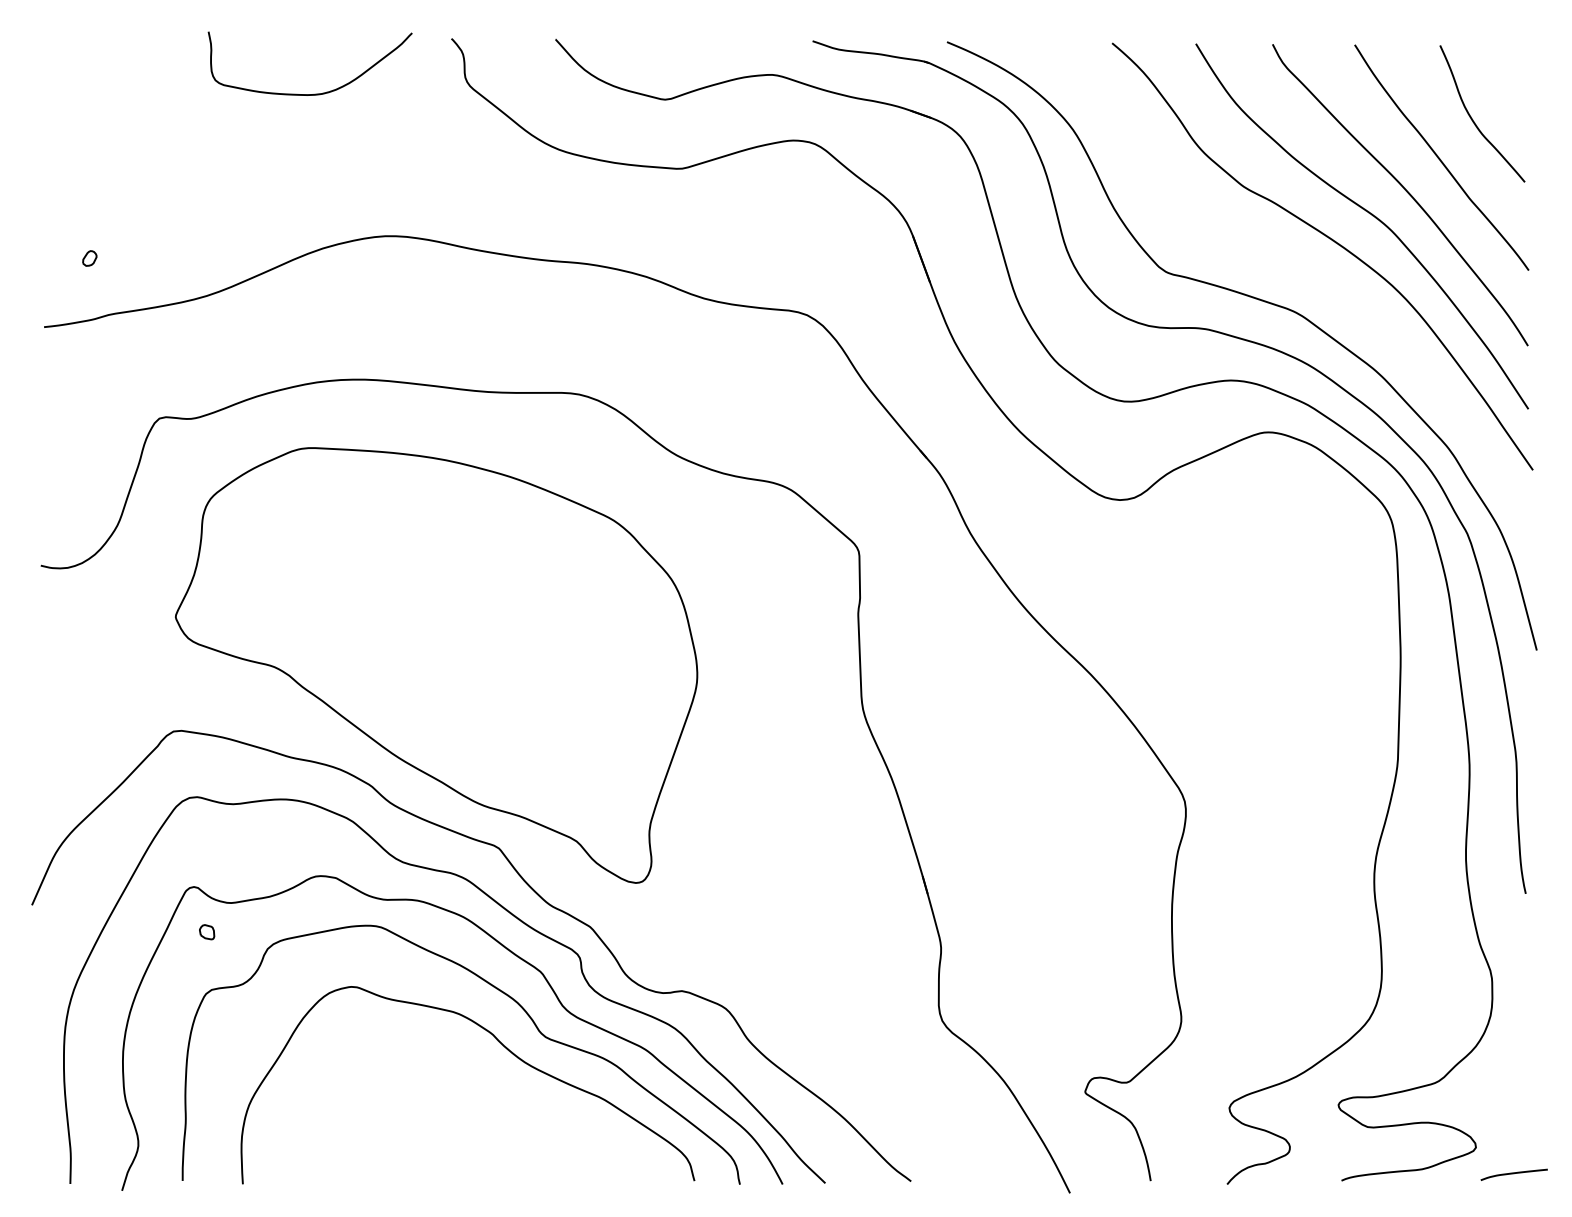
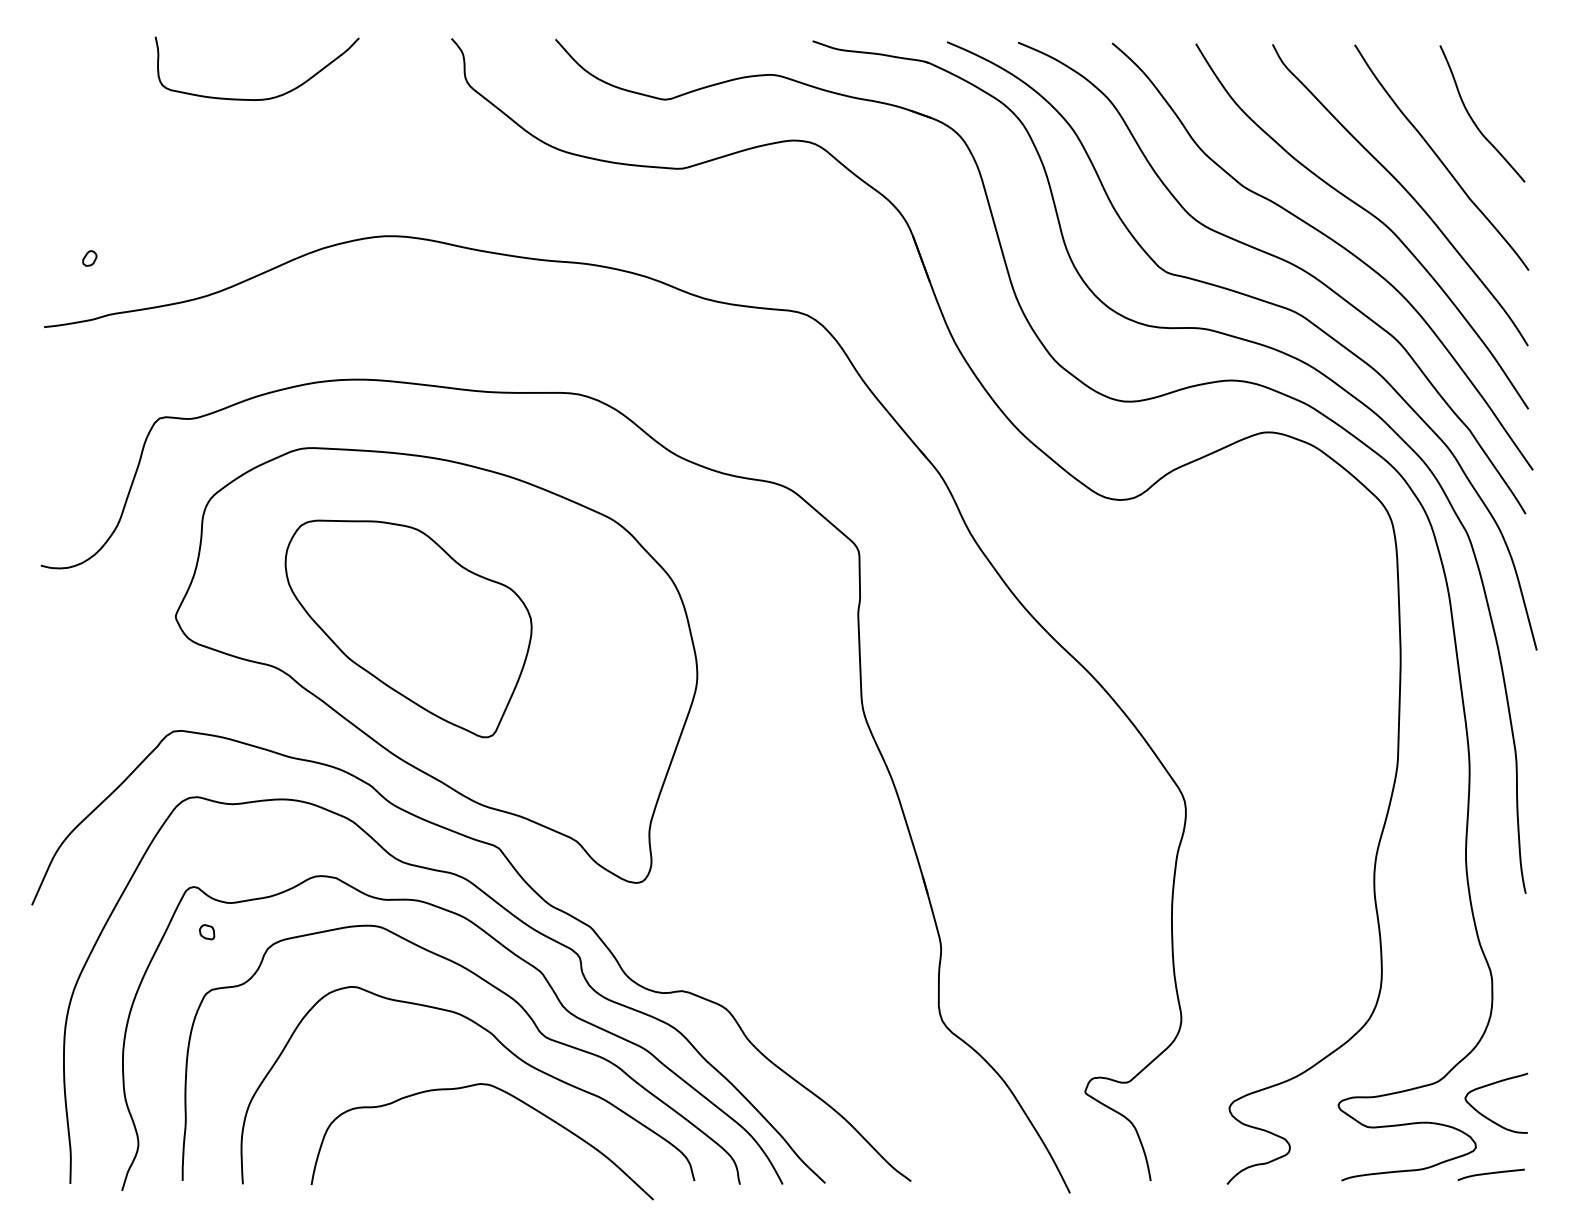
curve position: (314, 93) -> (261, 98) (261, 98)
curve: none -> present (1279, 259)
part: none -> present (408, 628)
curve: none -> present (505, 1093)
curve: none -> present (1486, 1116)
curve position: (1513, 1174) -> (1490, 1174) (1490, 1174)
